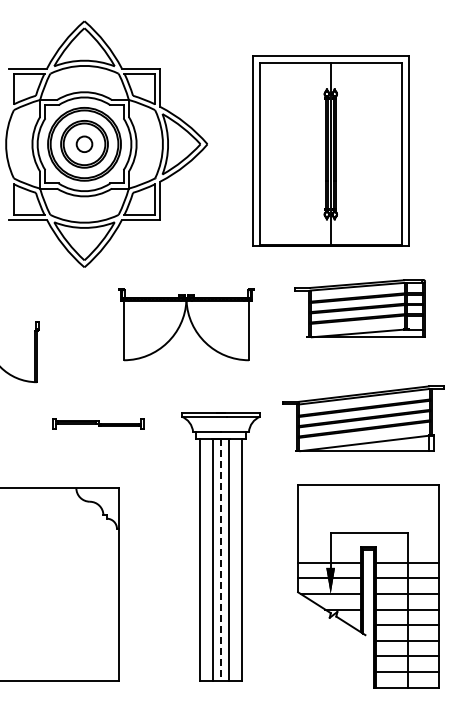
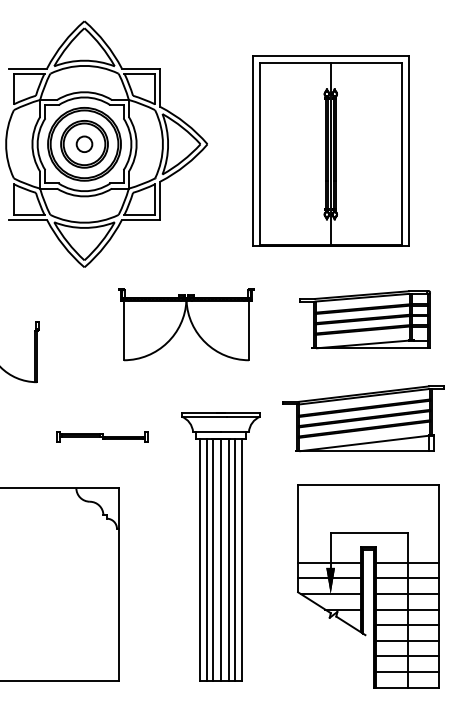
part position: (359, 308) -> (364, 319) (364, 319)
part position: (98, 423) -> (102, 436) (102, 436)
line: none -> present (206, 559)
line: none -> present (235, 559)
line: dashed -> solid (221, 560)
